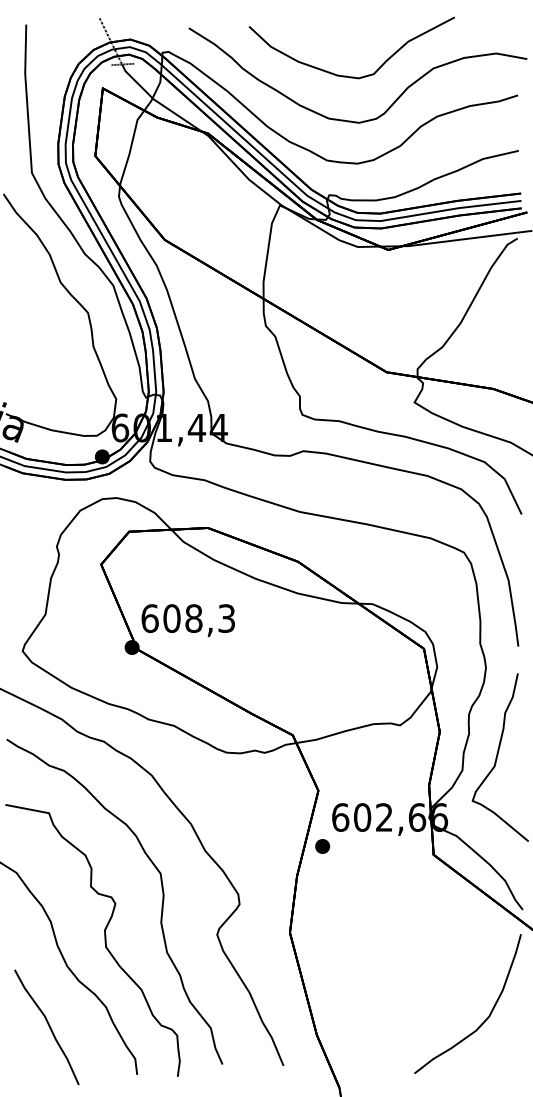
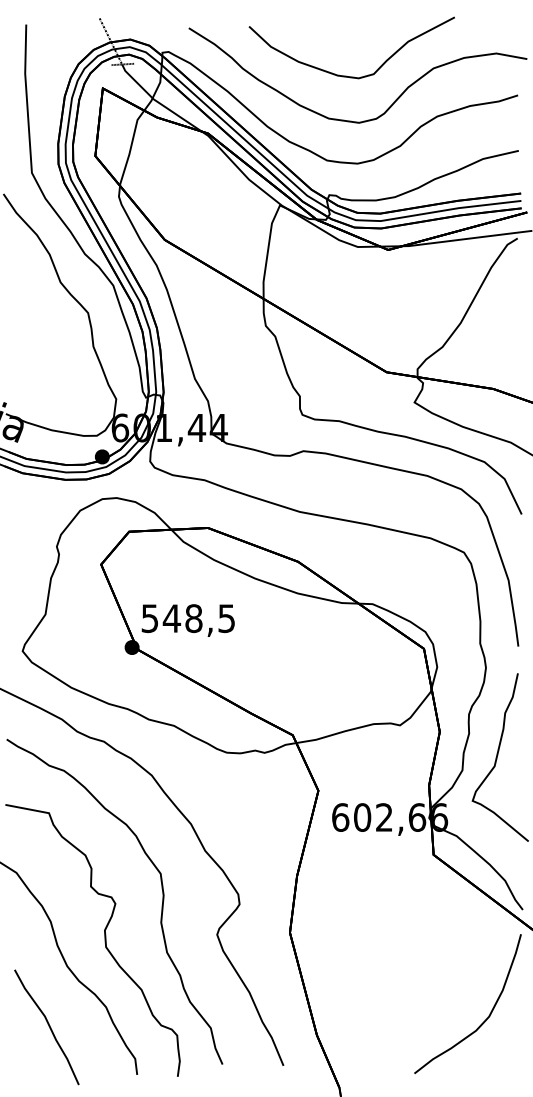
text: 608,3 -> 548,5 (187, 618)
part: present -> none (322, 846)
